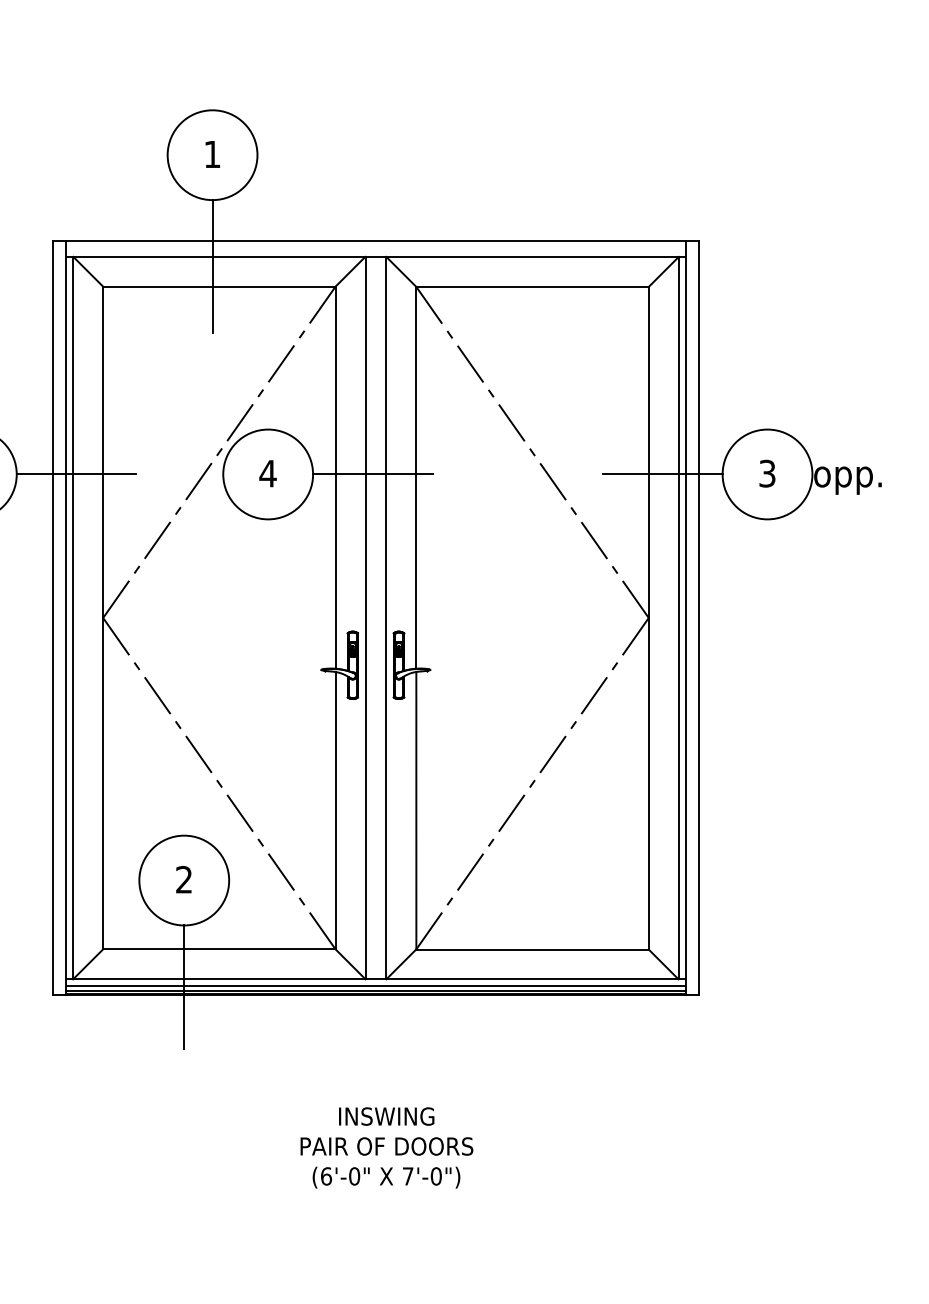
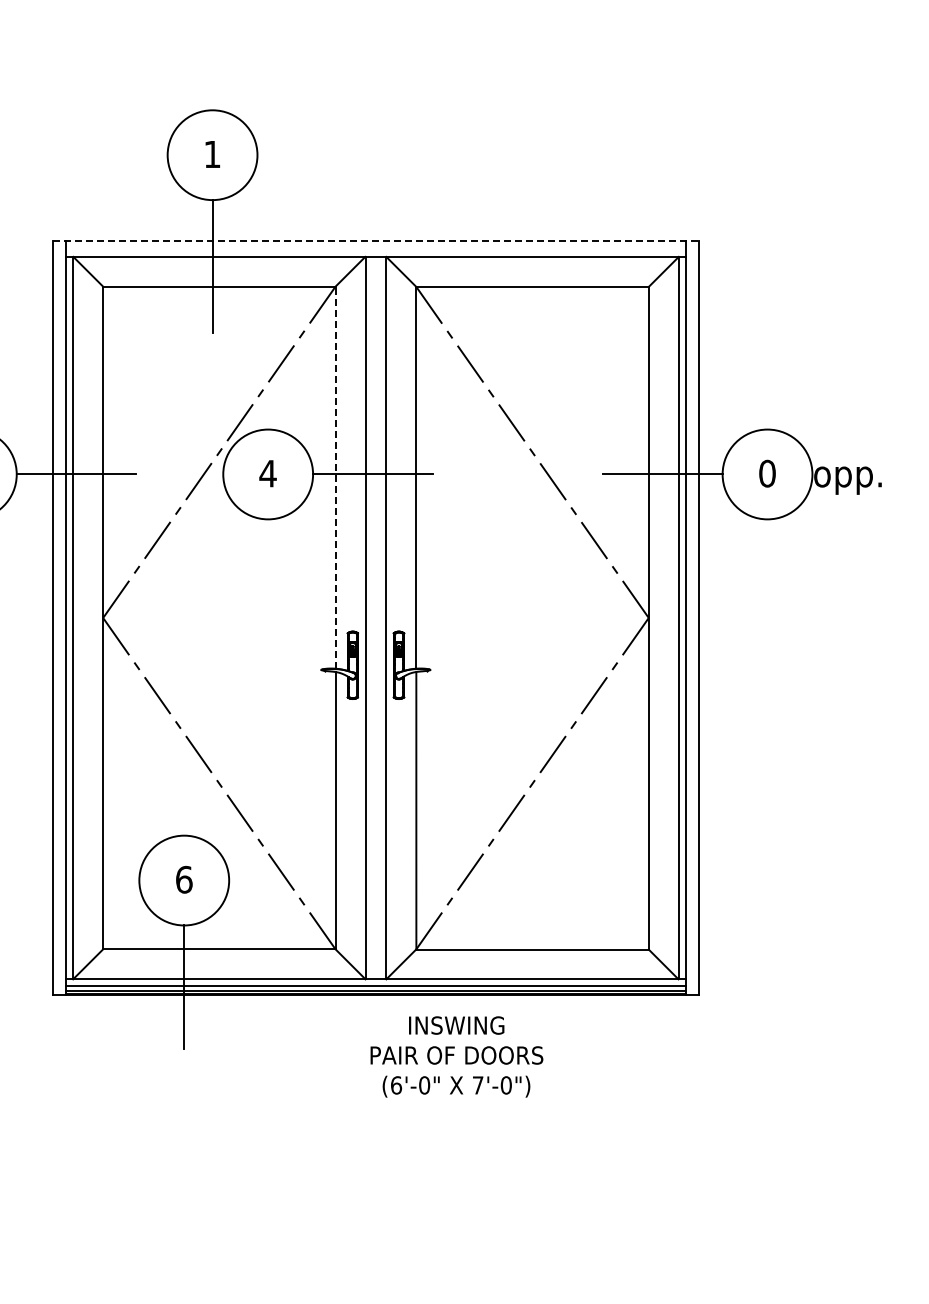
line: solid -> dashed (376, 240)
text: 3 -> 0 (767, 473)
line: solid -> dashed (335, 477)
text: 2 -> 6 (184, 879)
text position: (386, 1147) -> (456, 1056) (456, 1056)
